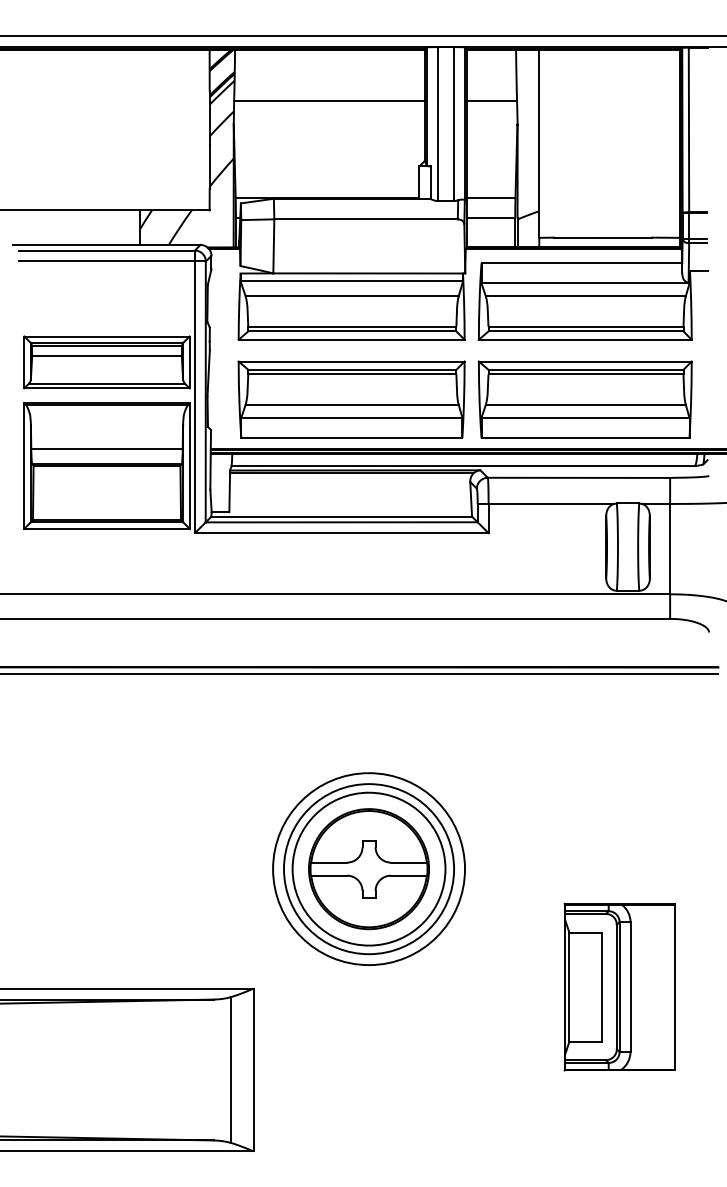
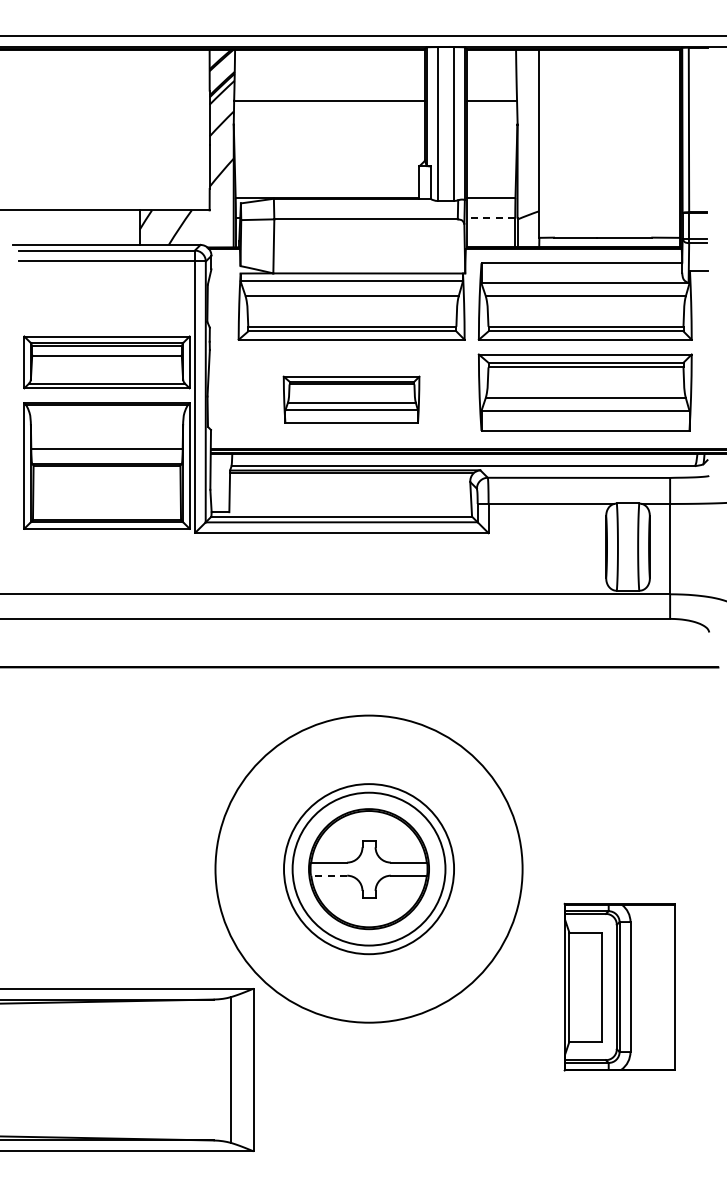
line: solid -> dashed (490, 217)
part size: 229x79 px -> 139x49 px (351, 399)
part position: (584, 399) -> (584, 392) (584, 392)
line: present -> none (360, 673)
circle diameter: 192 px -> 307 px (368, 868)
line: solid -> dashed (329, 875)
